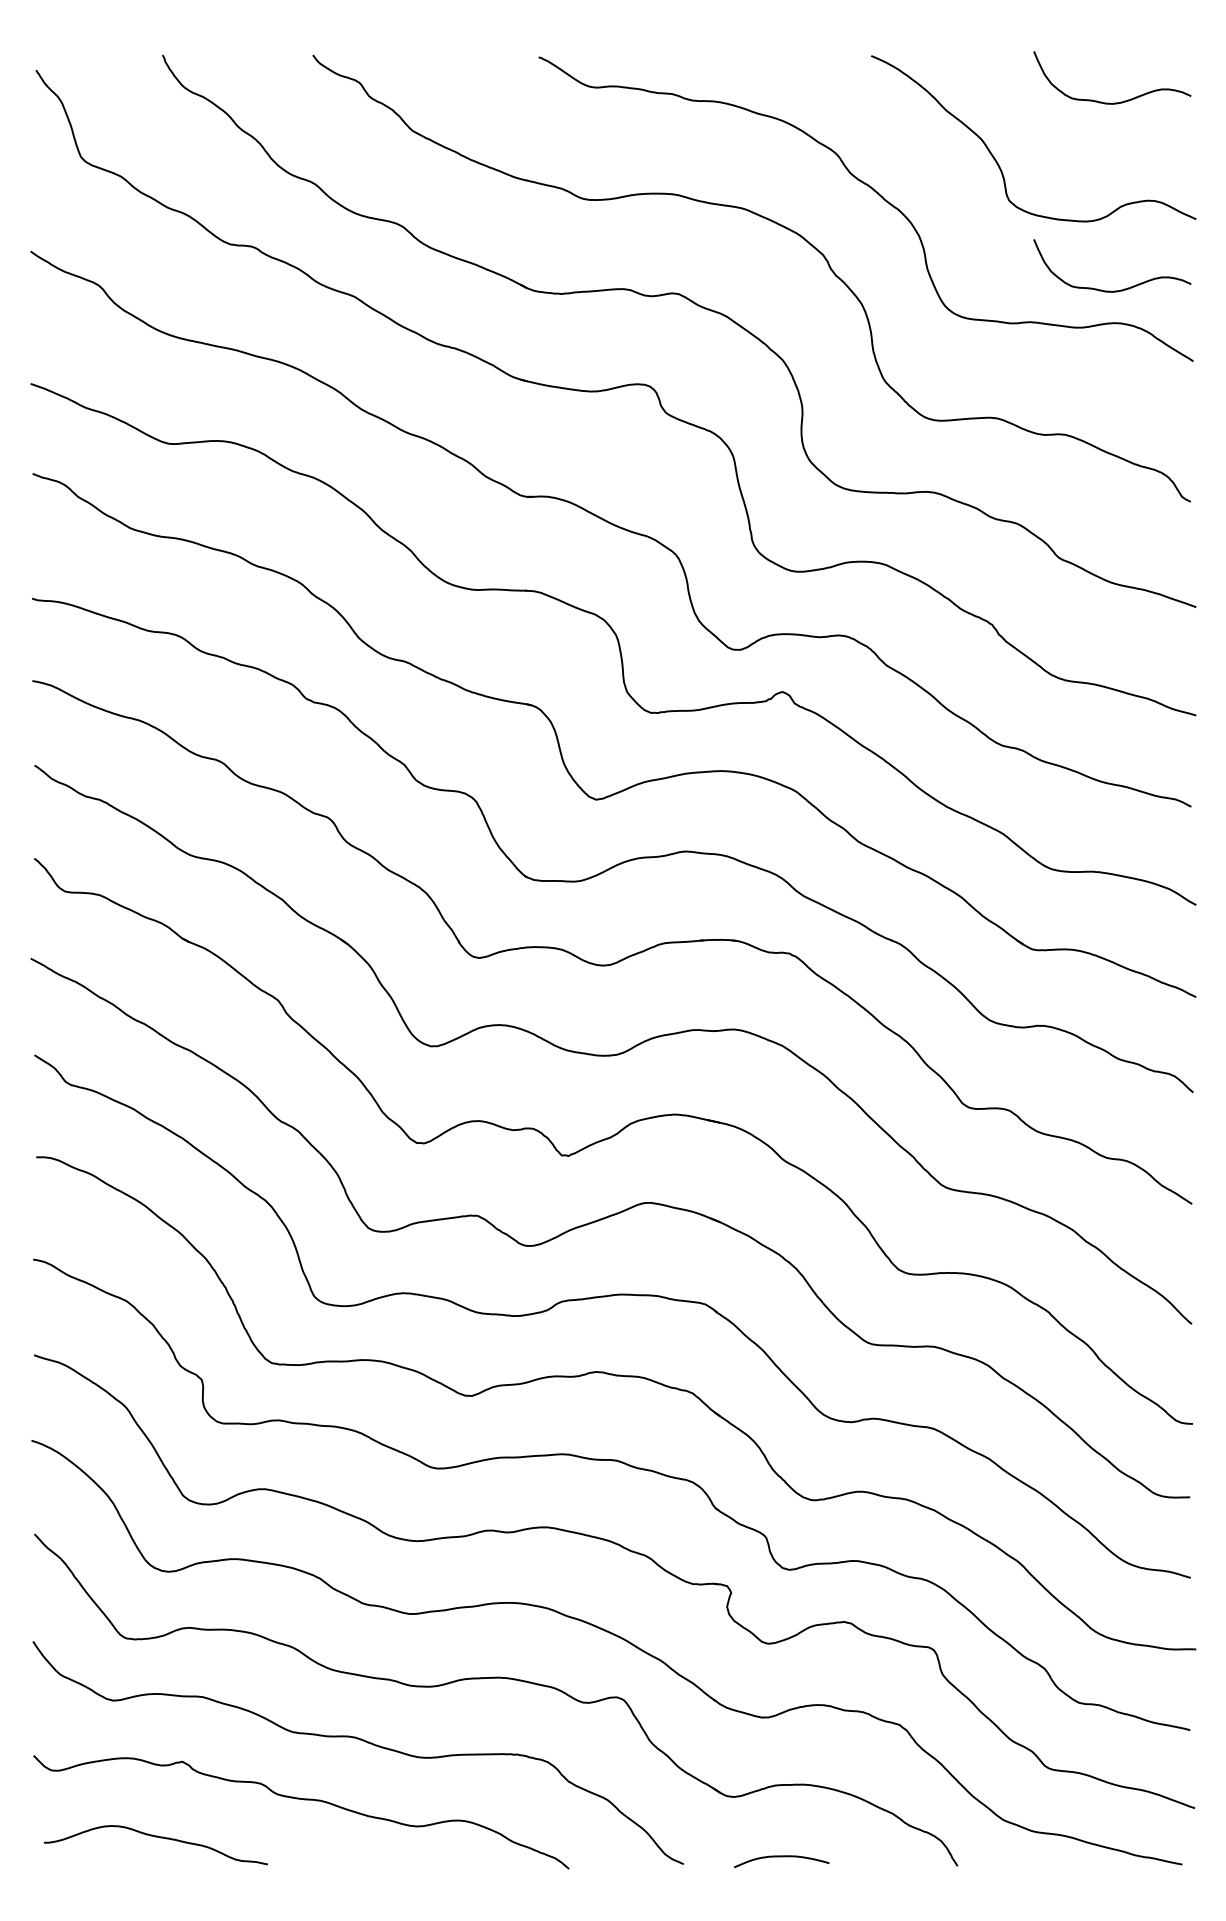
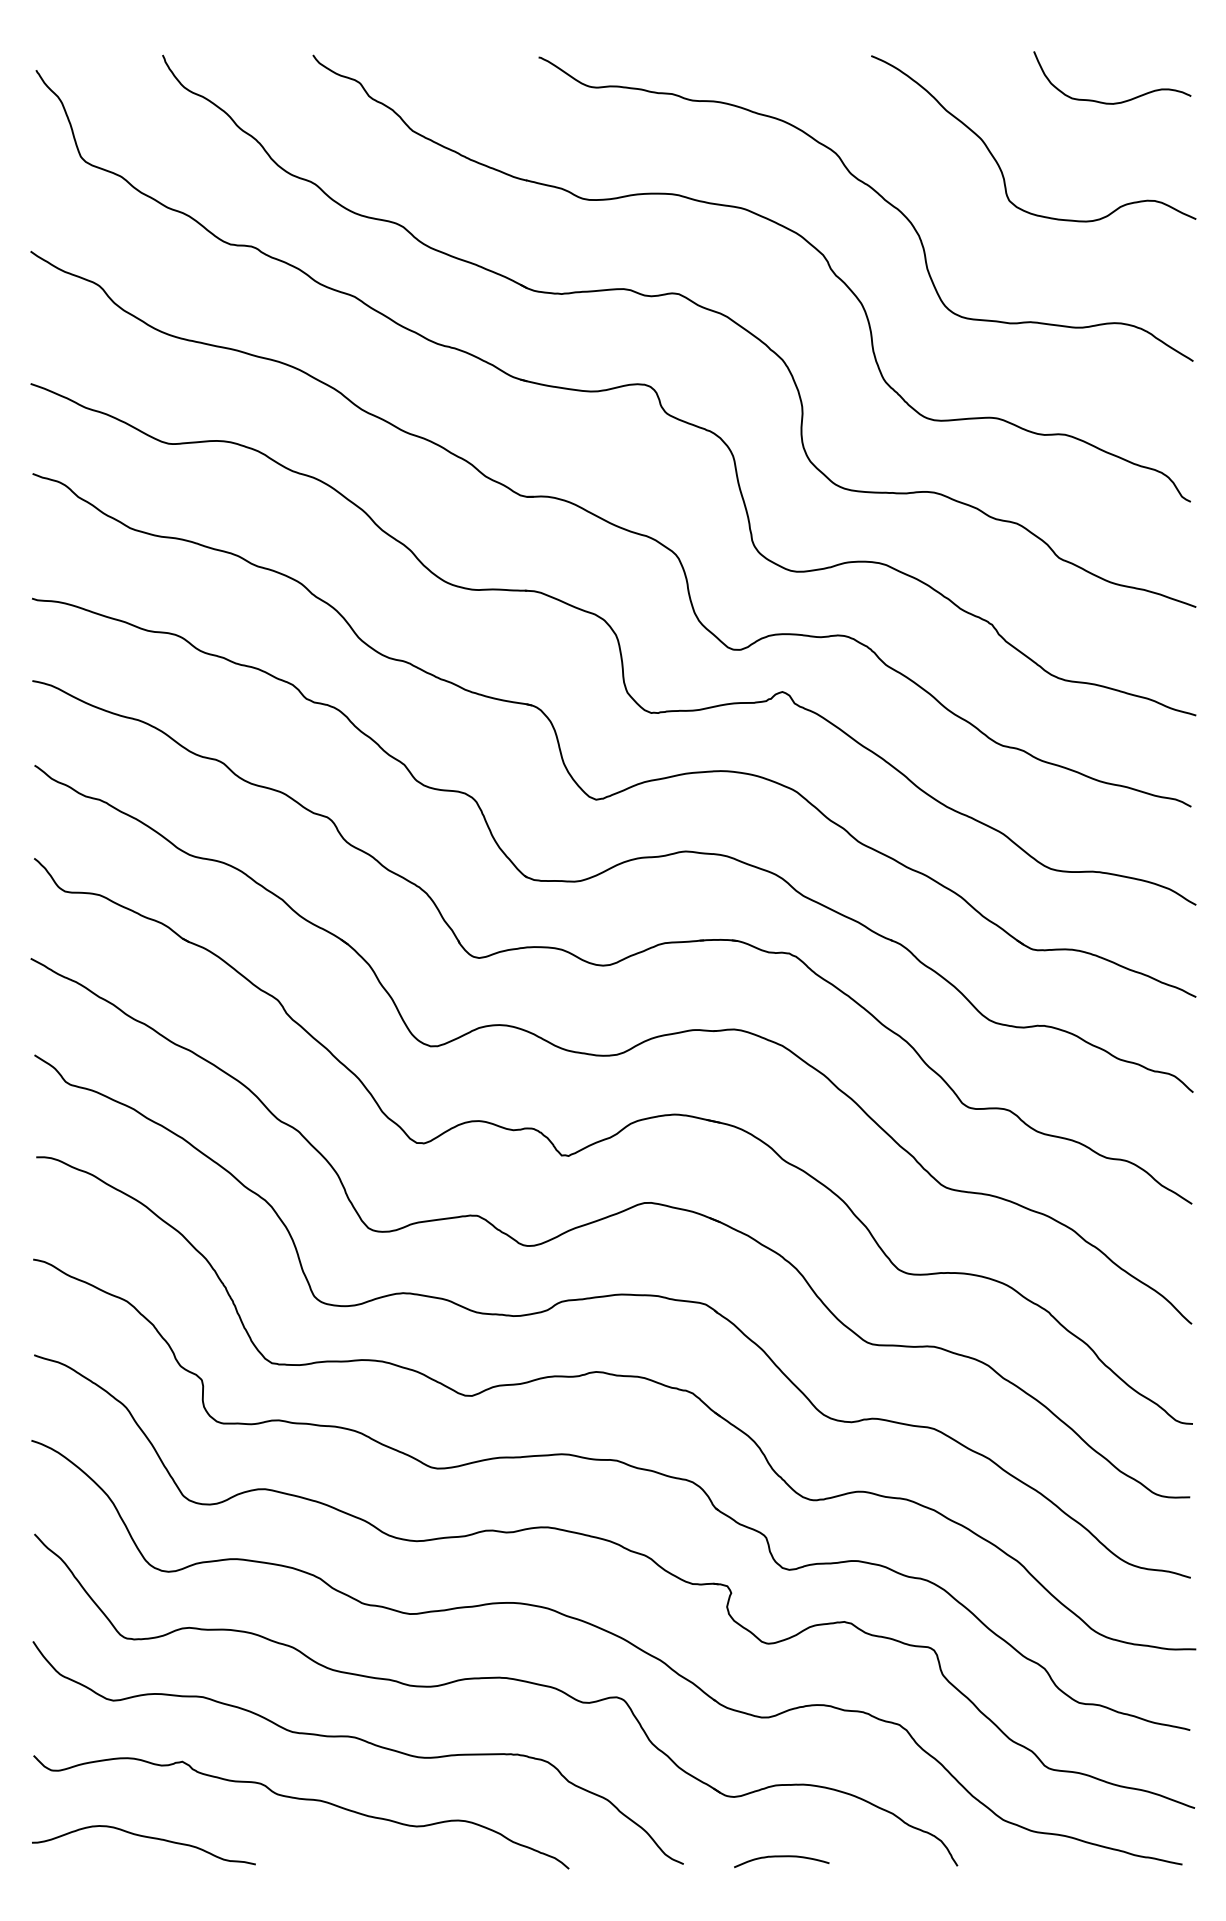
curve: present -> none (1110, 290)
curve position: (155, 1837) -> (143, 1837) (143, 1837)
